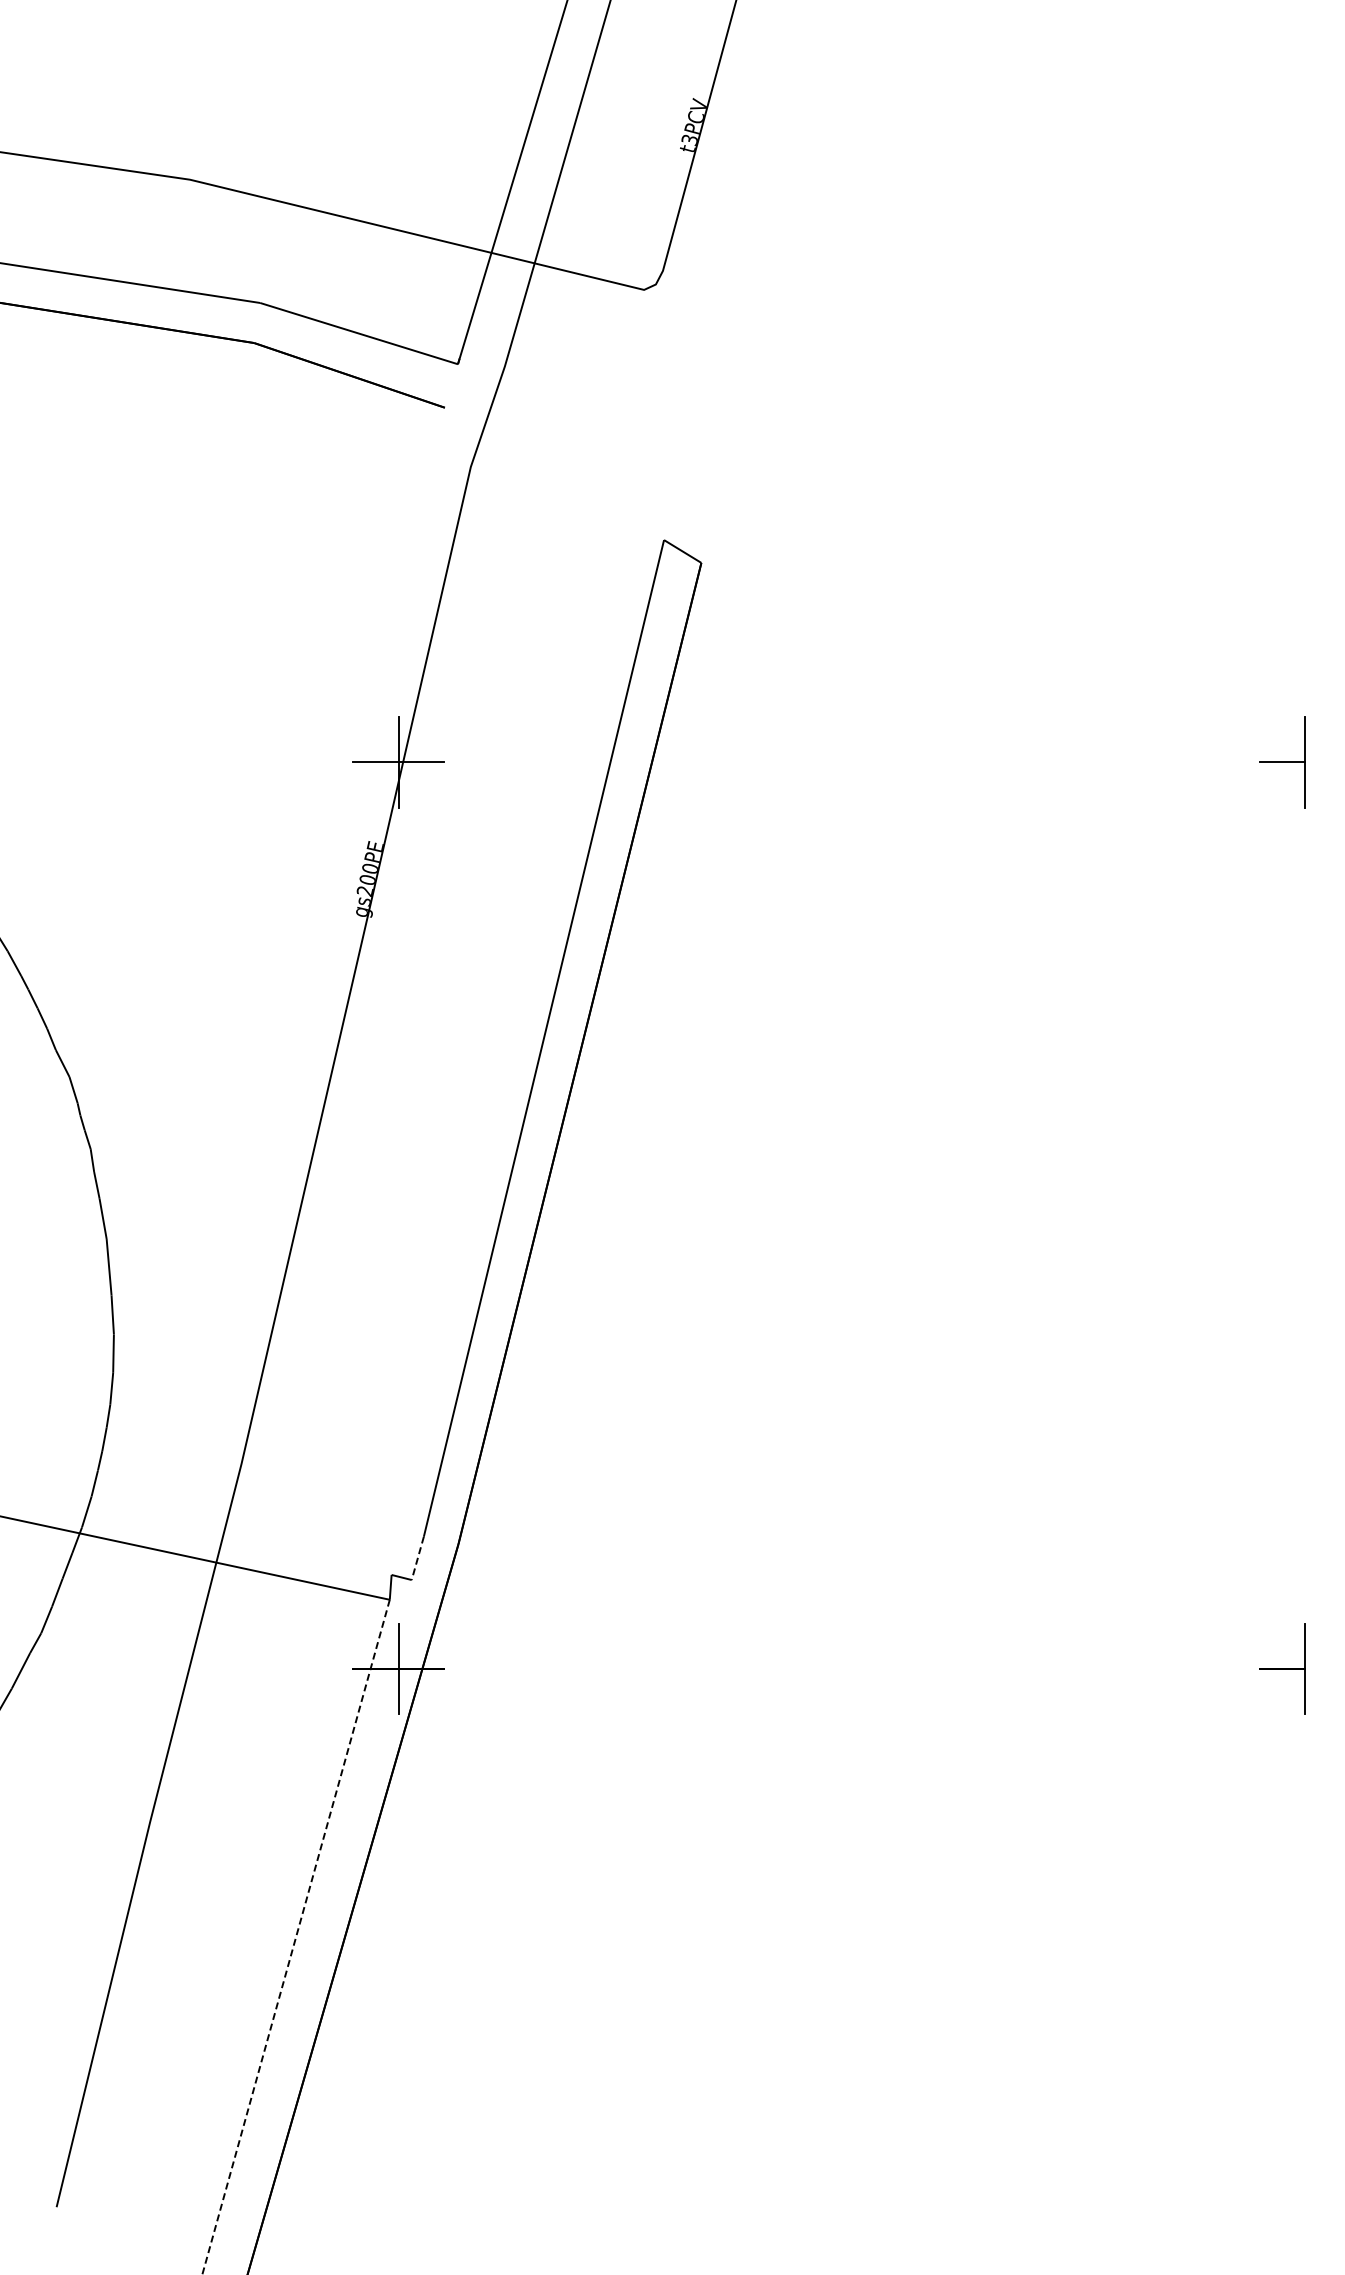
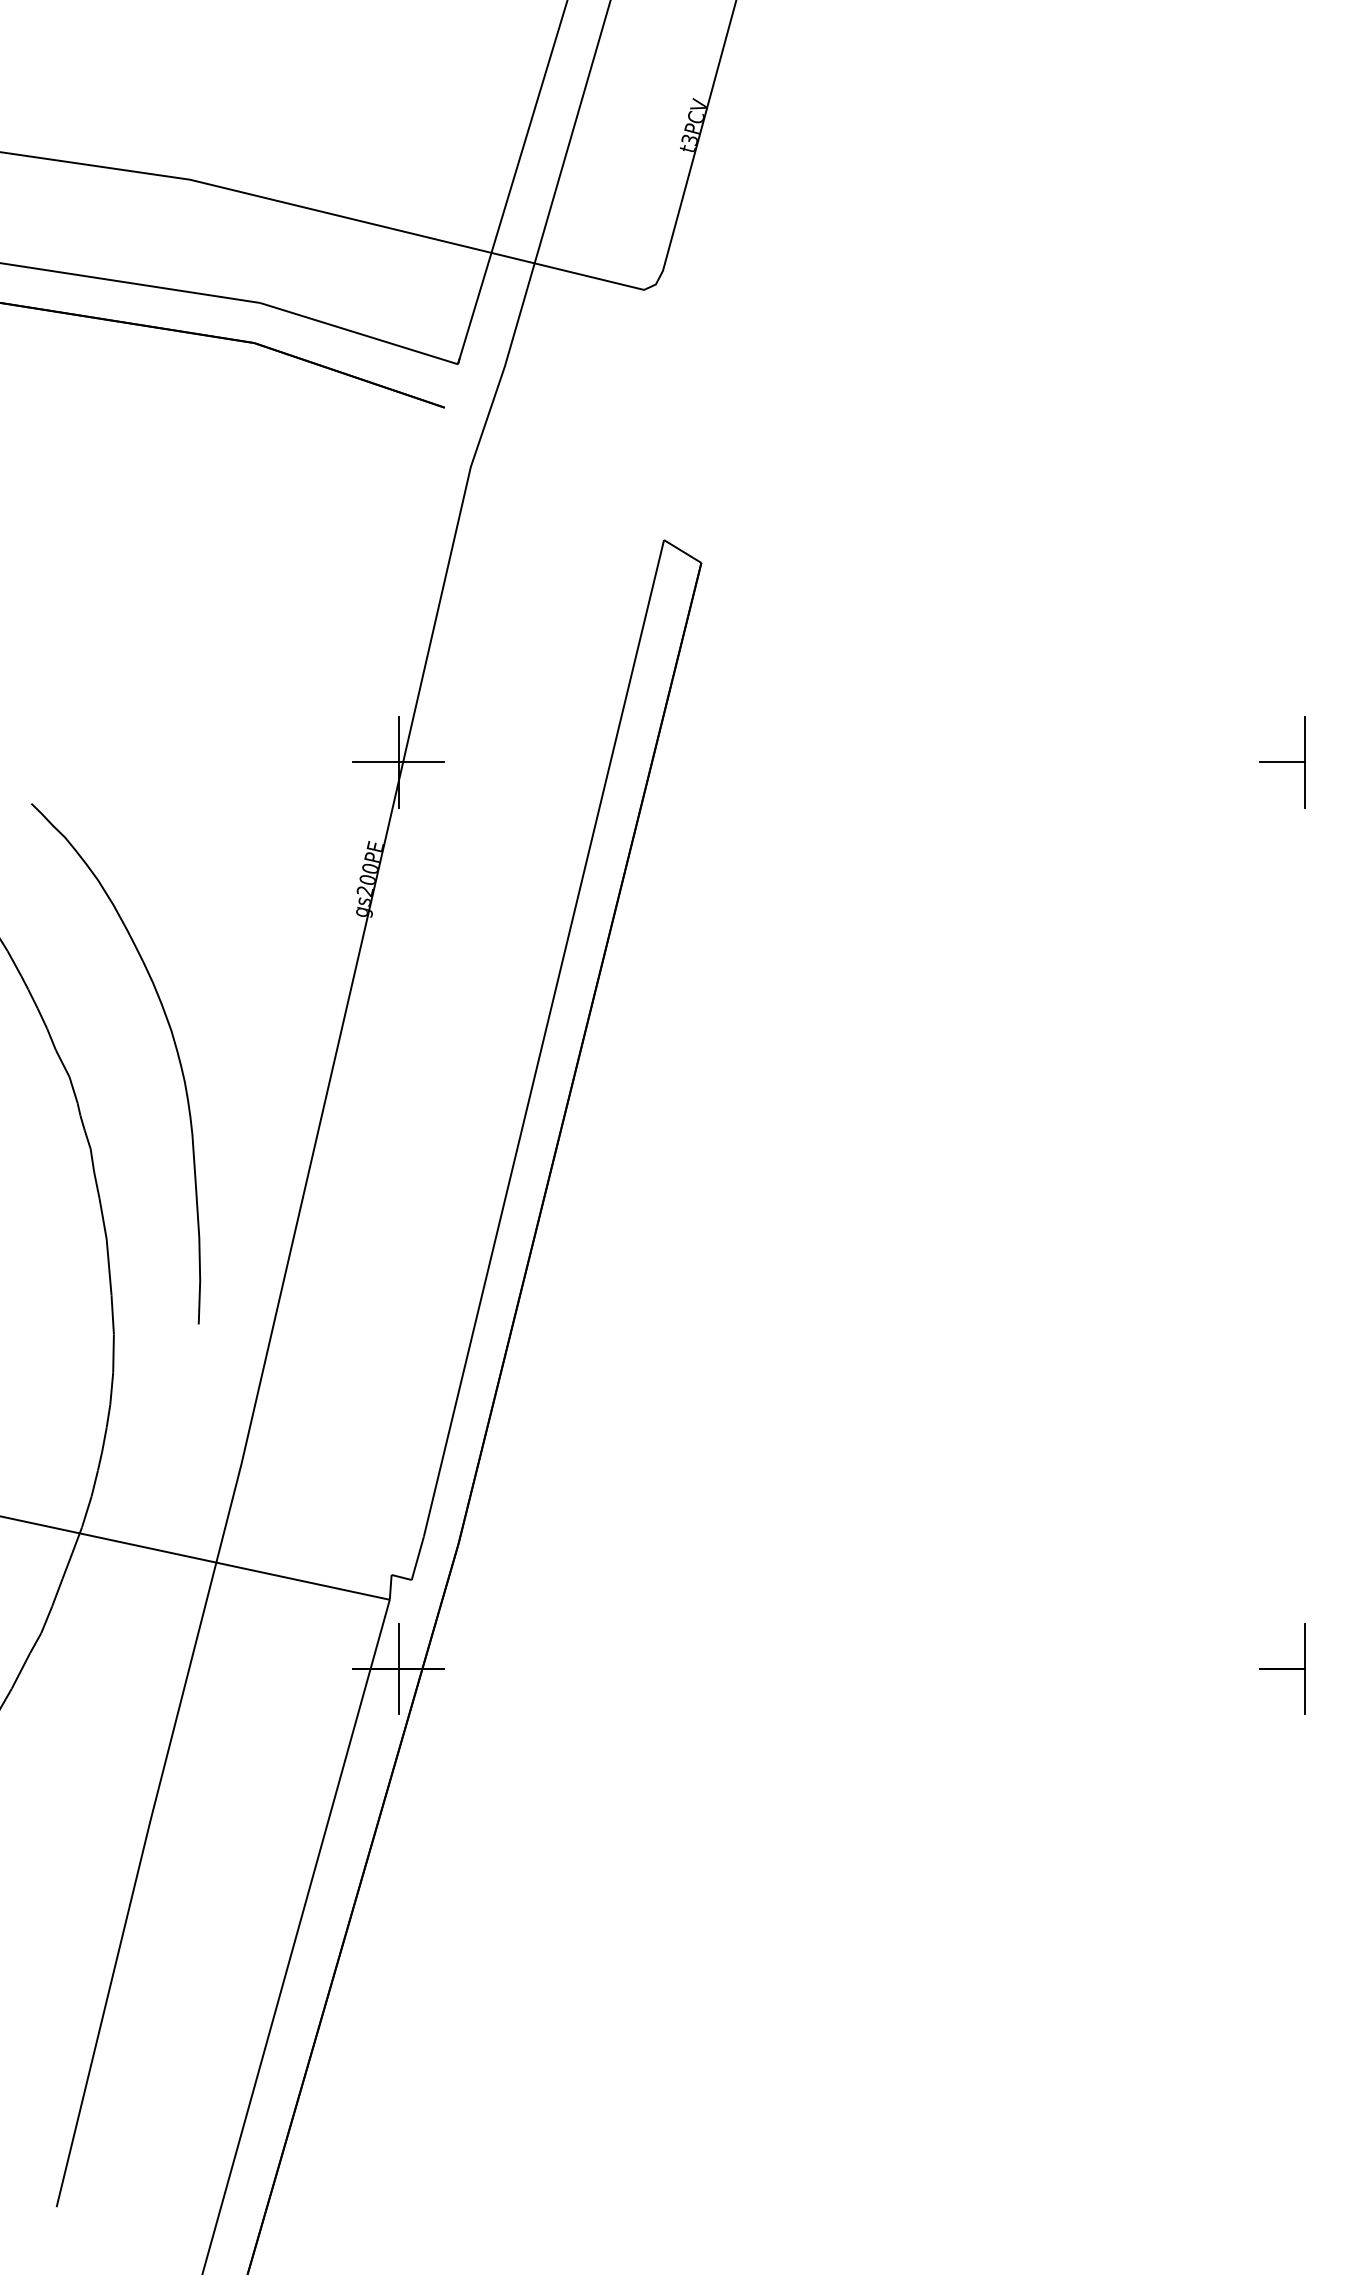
curve: none -> present (175, 1049)
line: dashed -> solid (417, 1558)
line: dashed -> solid (295, 1937)
